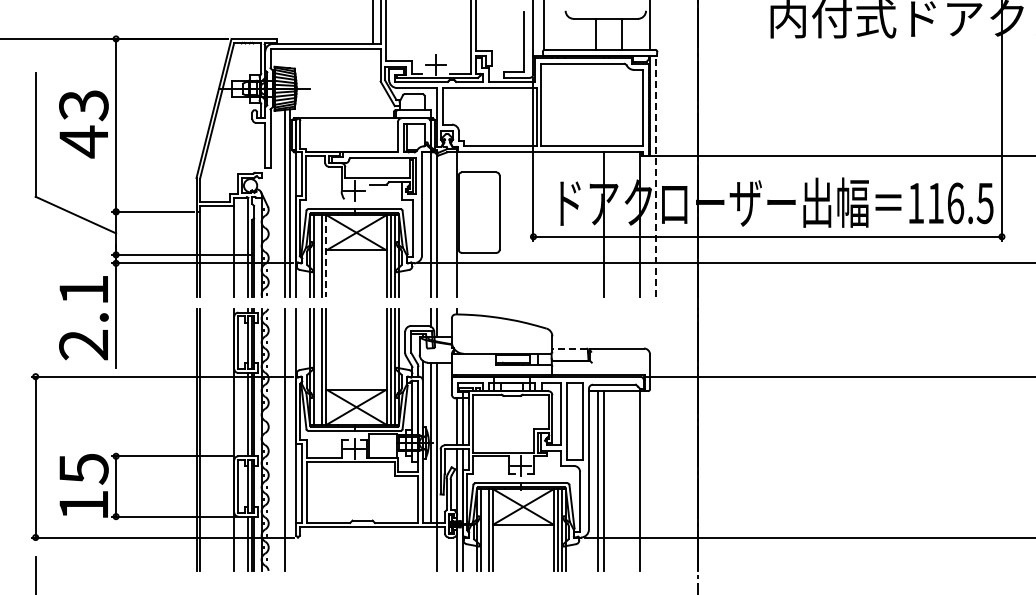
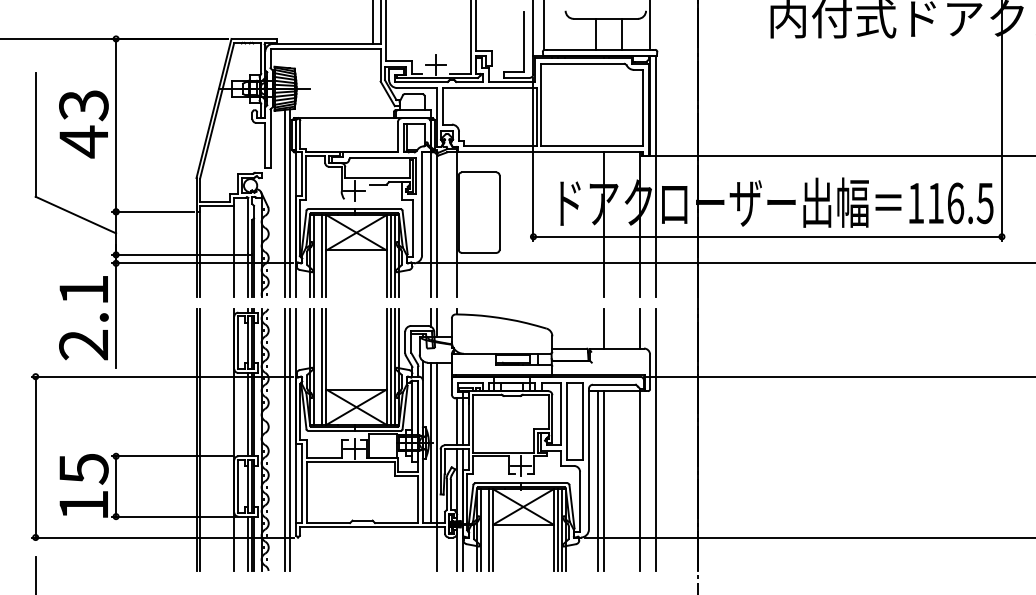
line: dashed -> solid (656, 175)
line: dashed -> solid (326, 255)
line: none -> present (603, 328)
line: none -> present (640, 328)
line: dashed -> solid (569, 348)
line: none -> present (290, 439)
line: none -> present (656, 439)
